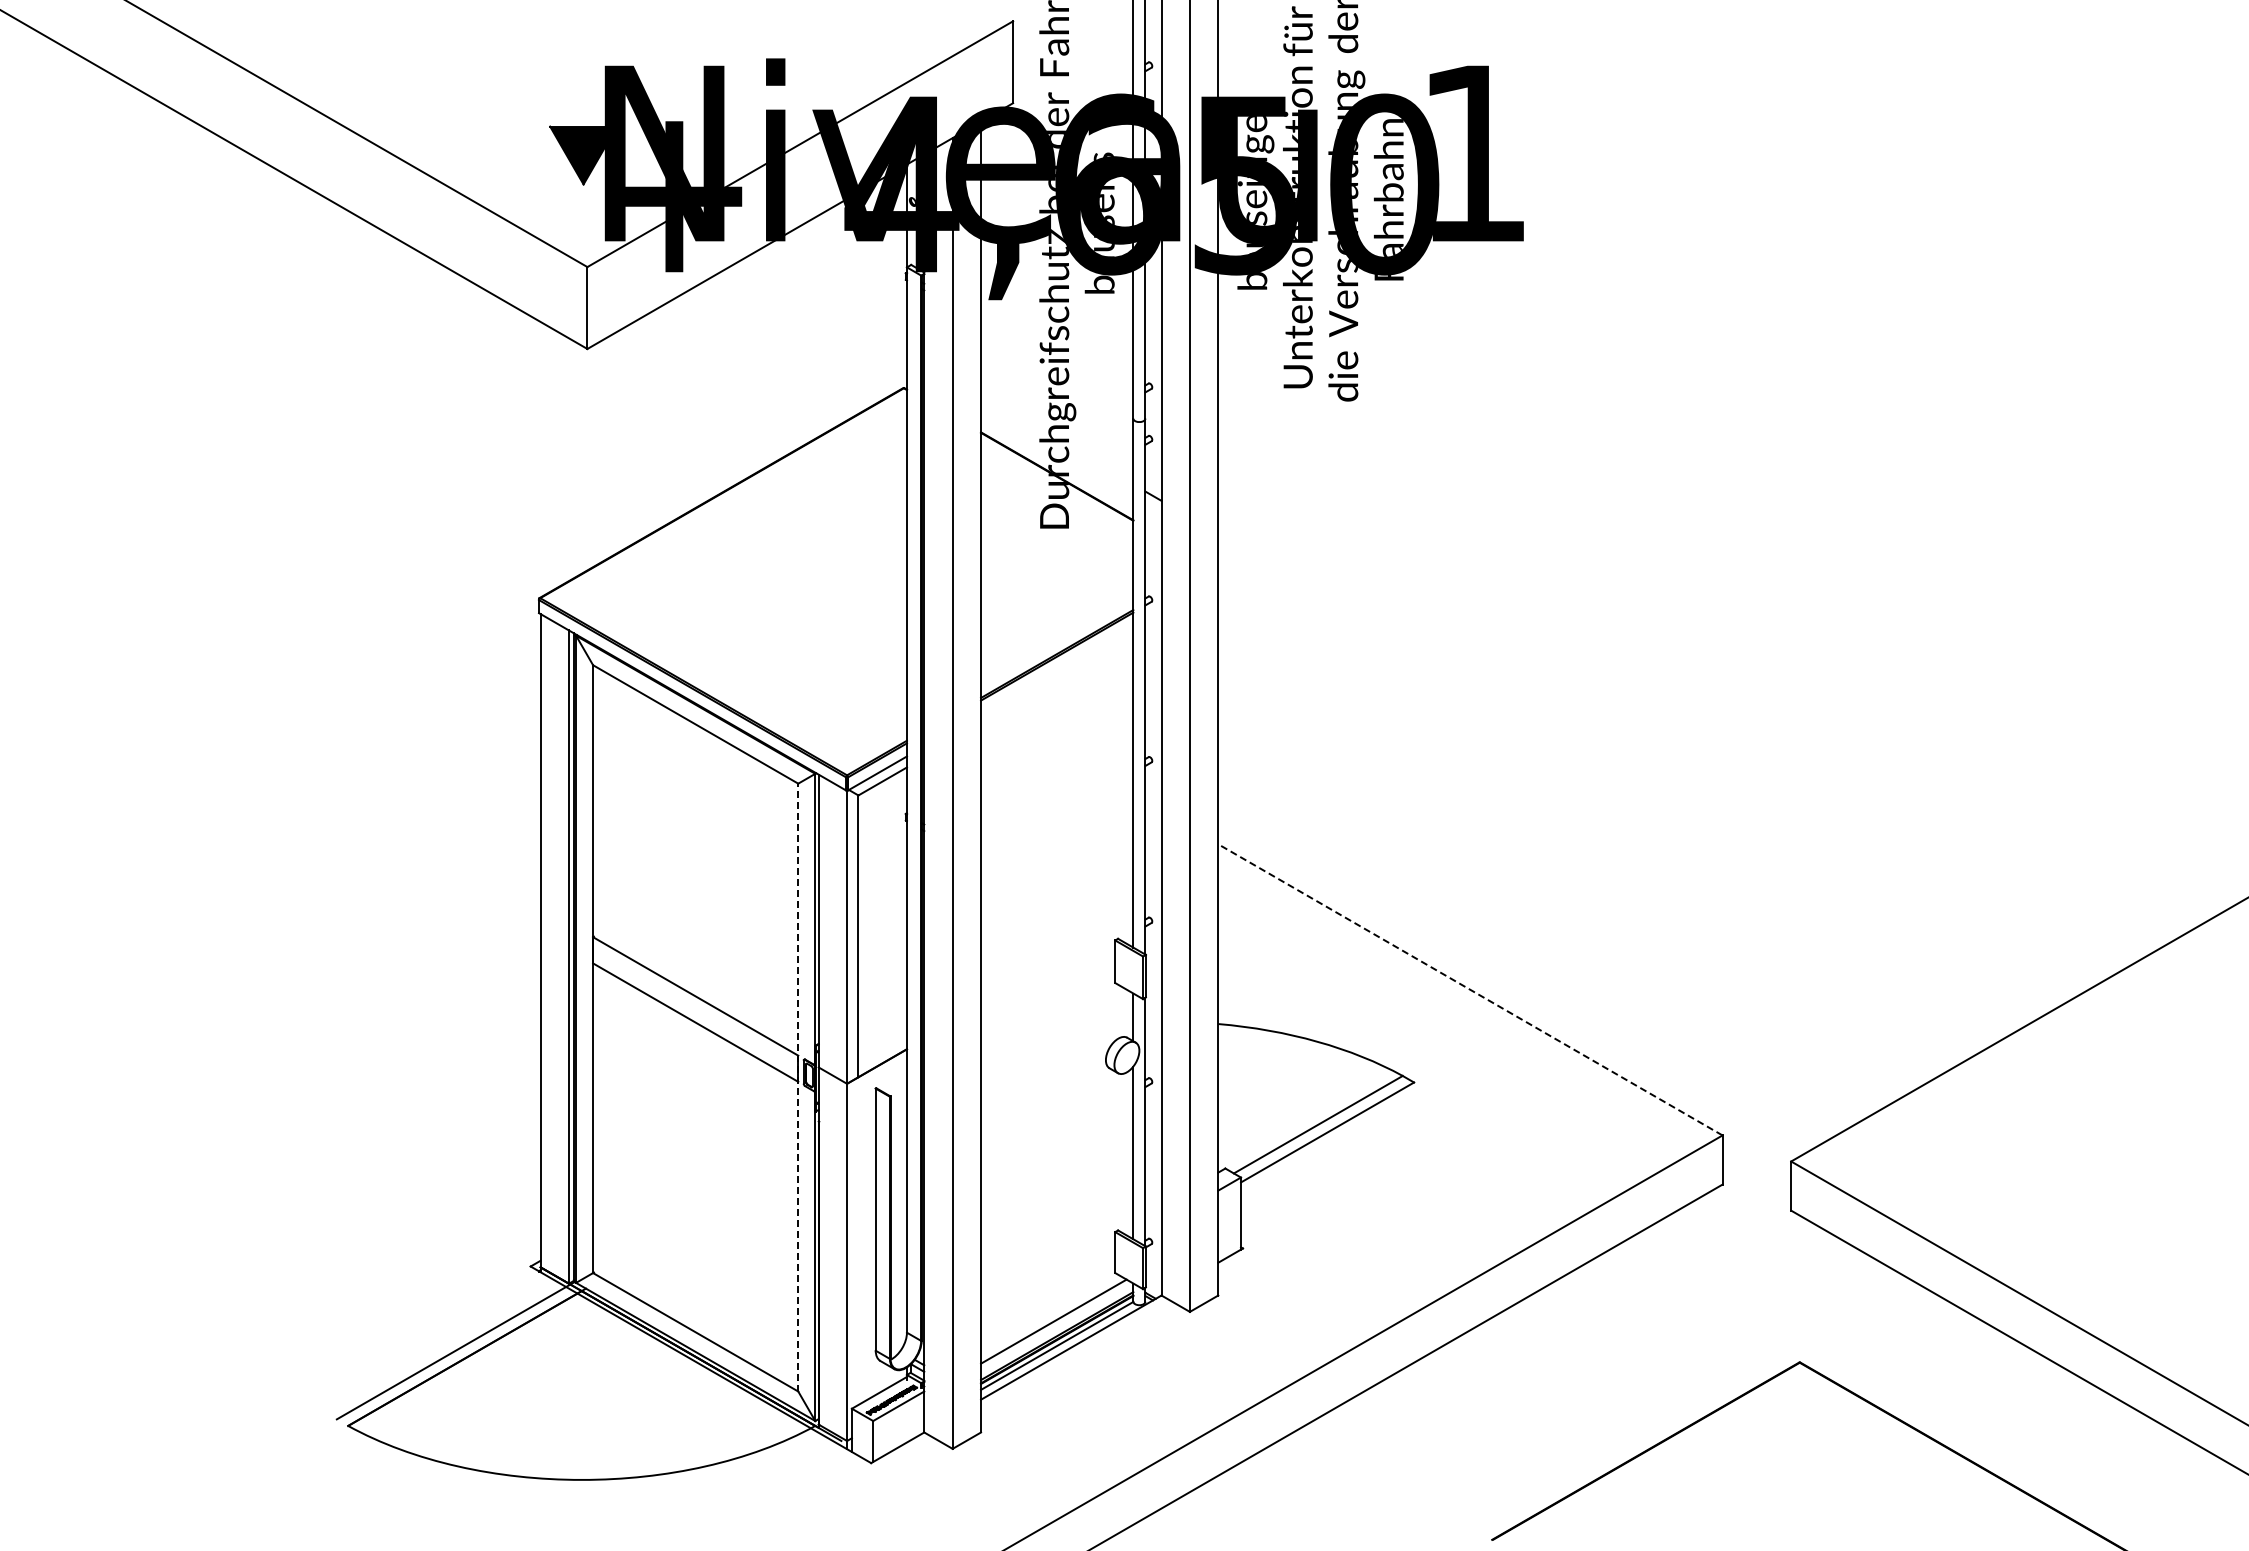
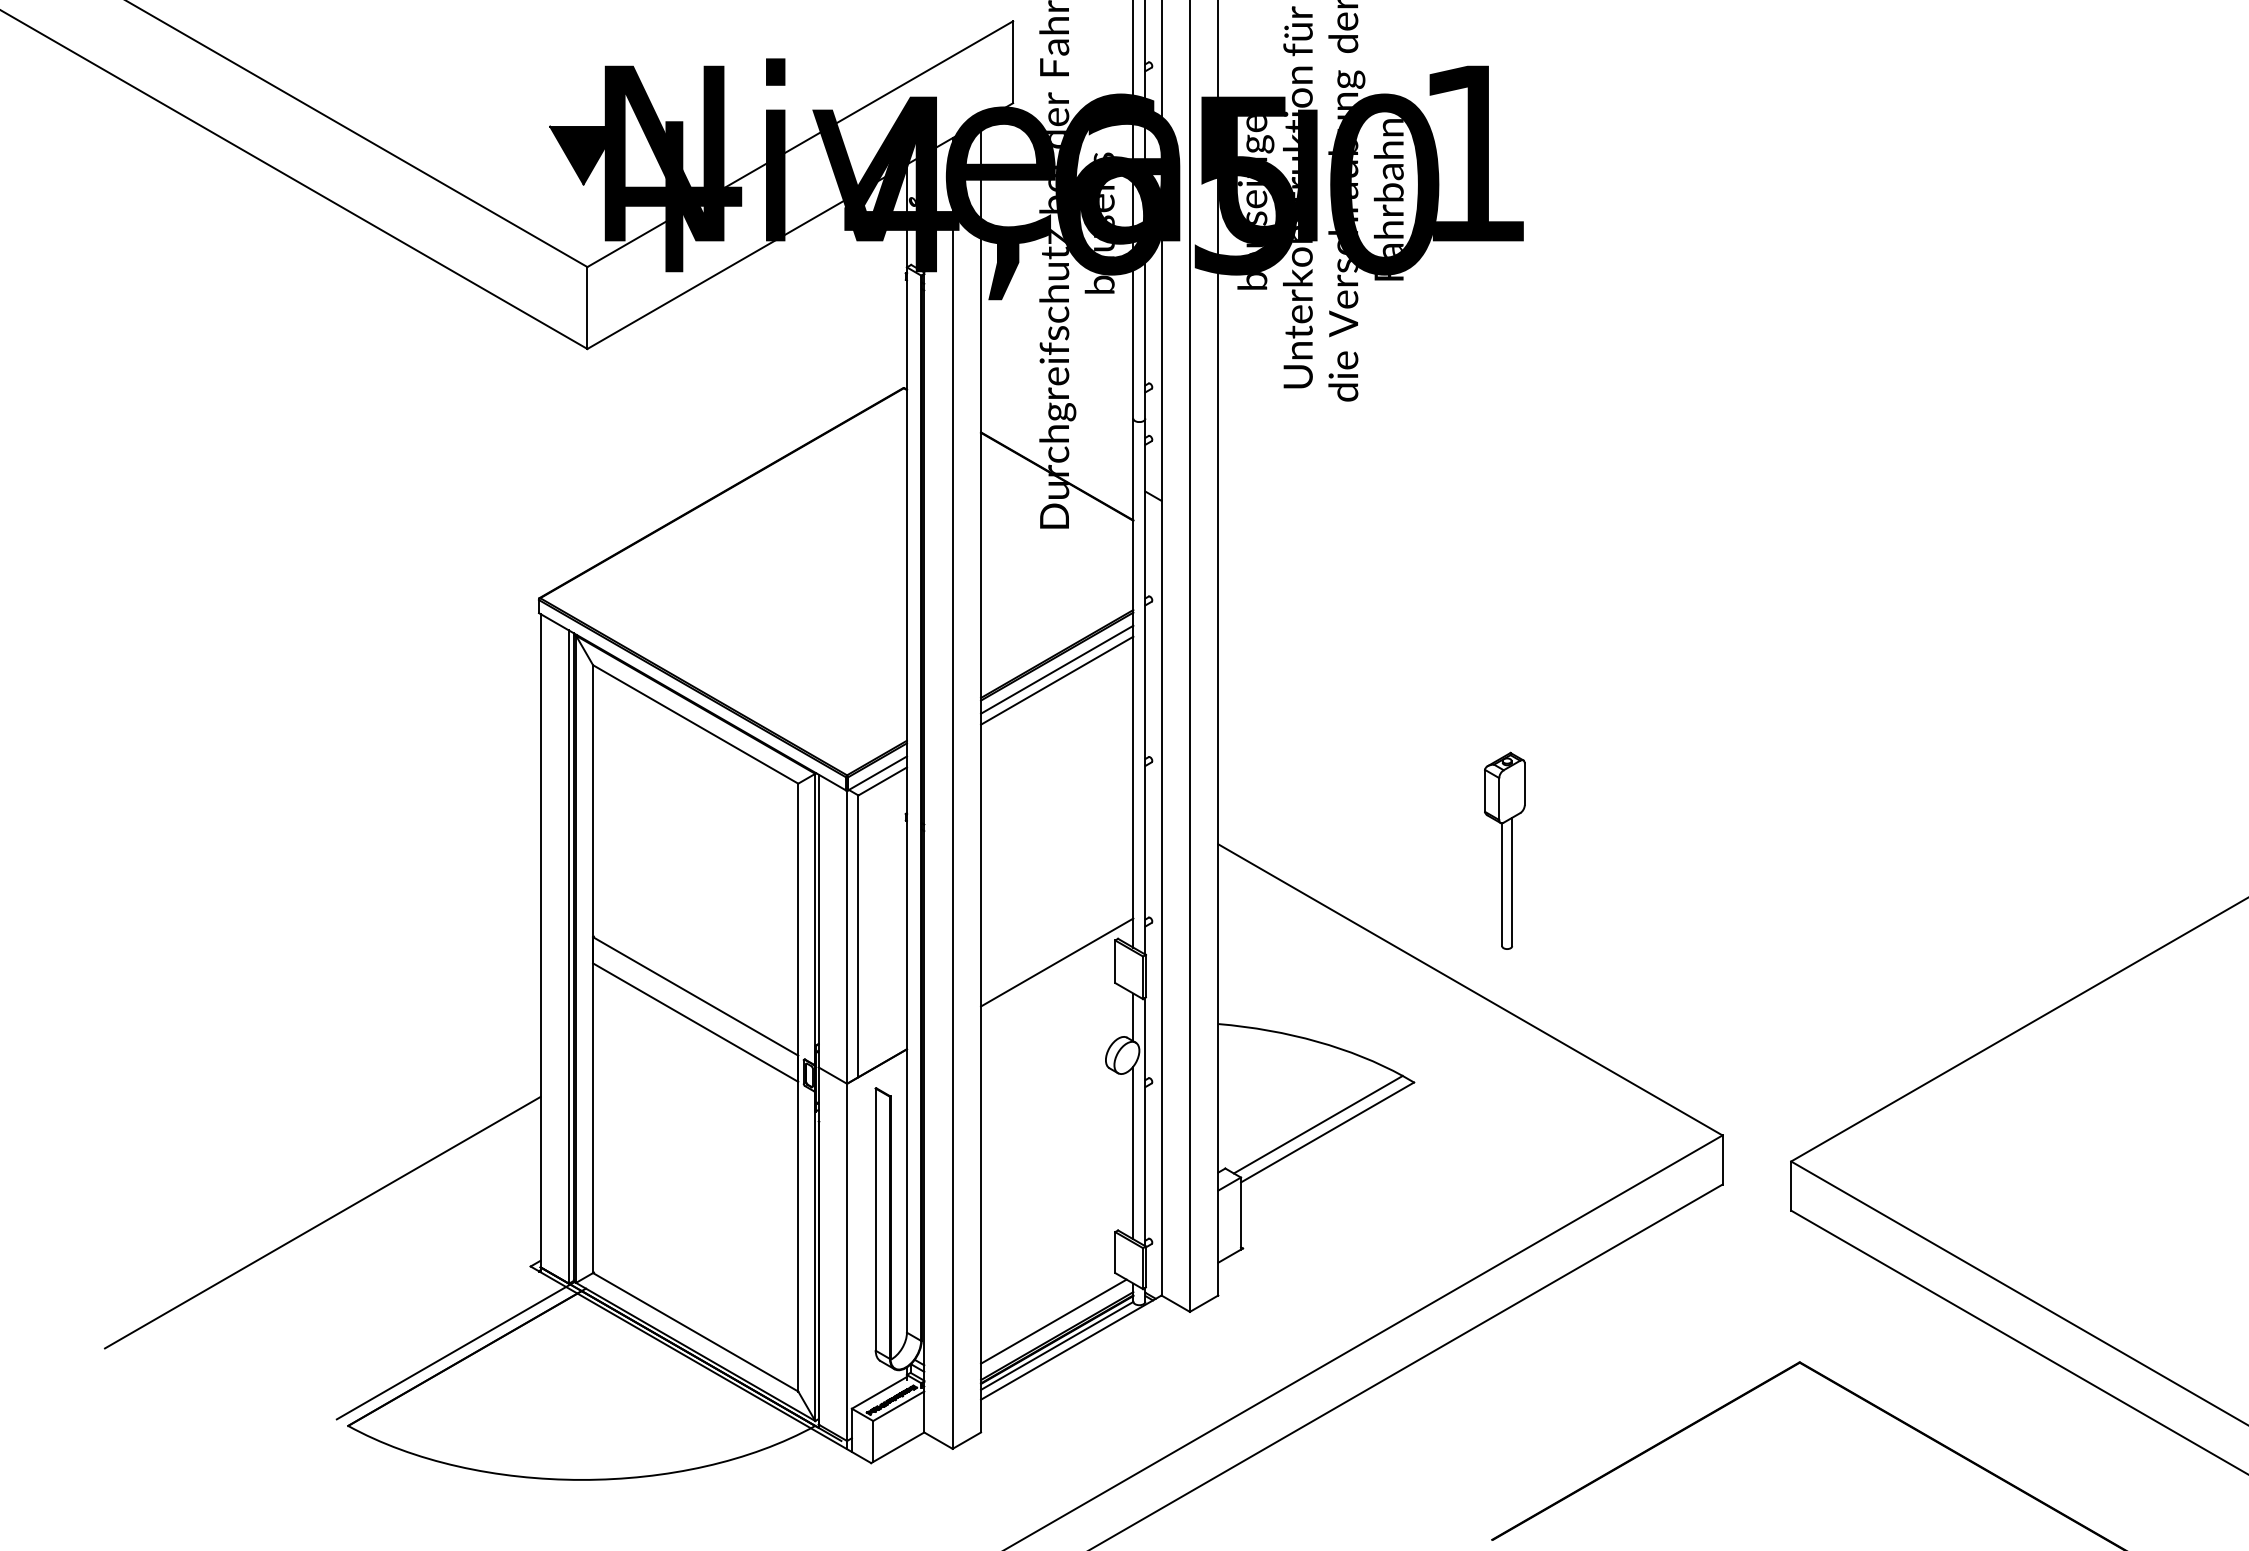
line: none -> present (1057, 669)
line: none -> present (1057, 680)
part: none -> present (1504, 850)
line: none -> present (1057, 962)
line: dashed -> solid (1470, 989)
line: dashed -> solid (798, 1087)
line: none -> present (322, 1222)
